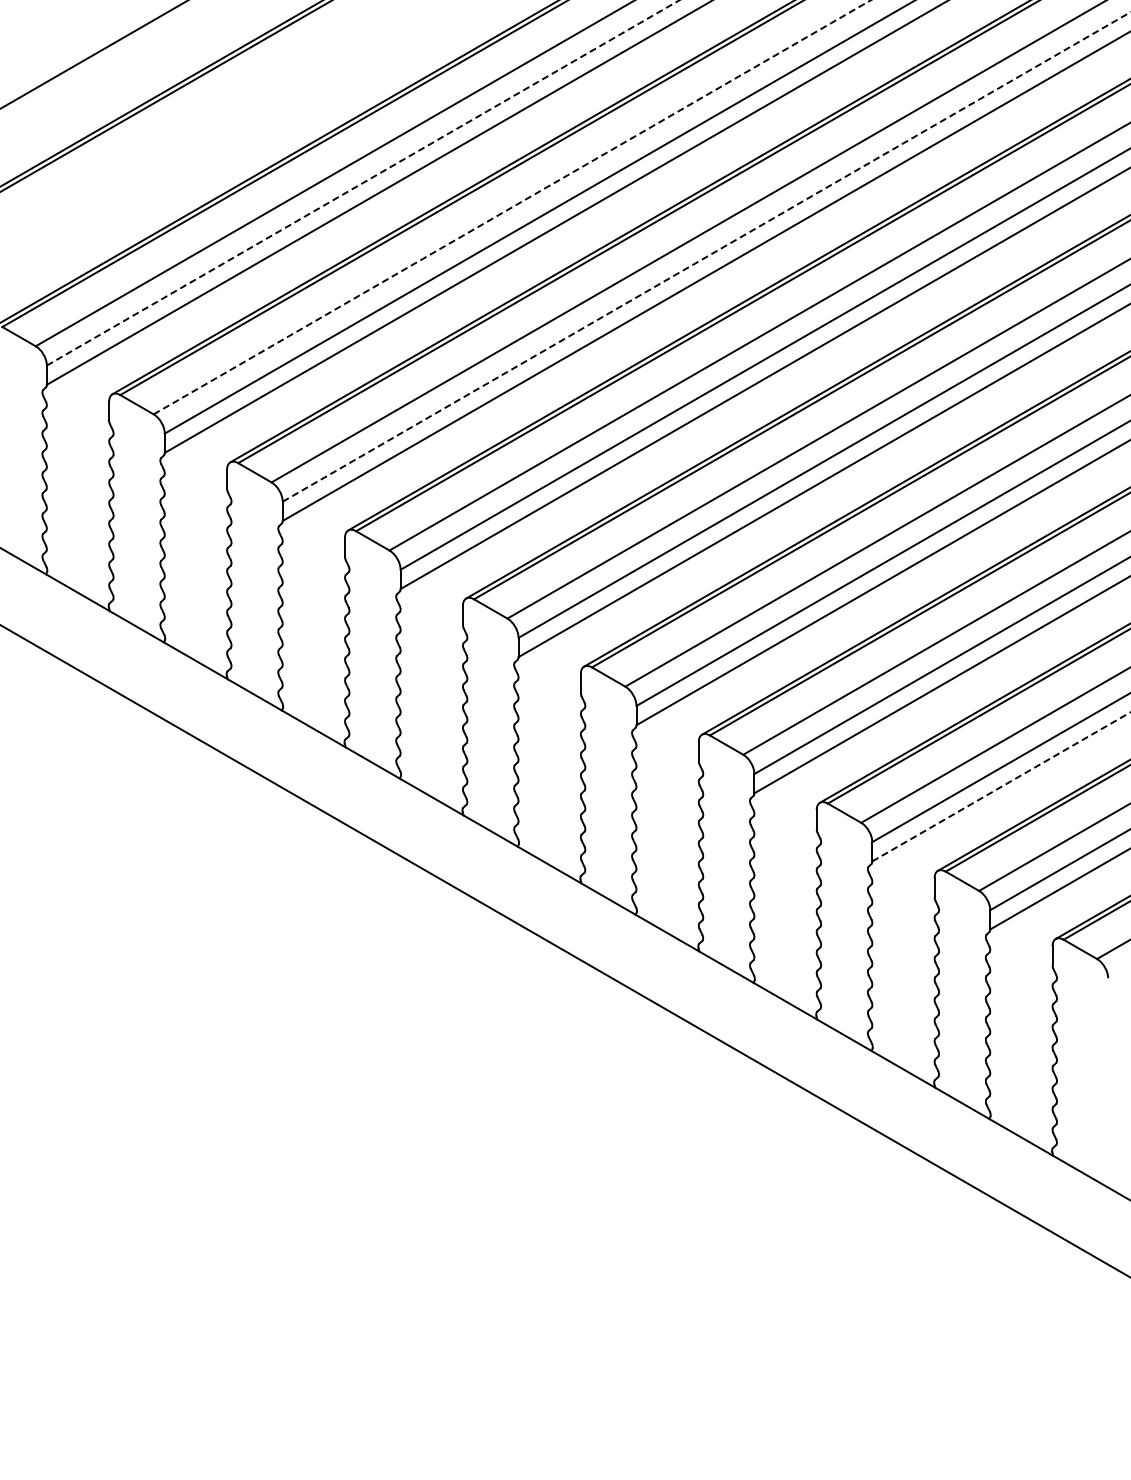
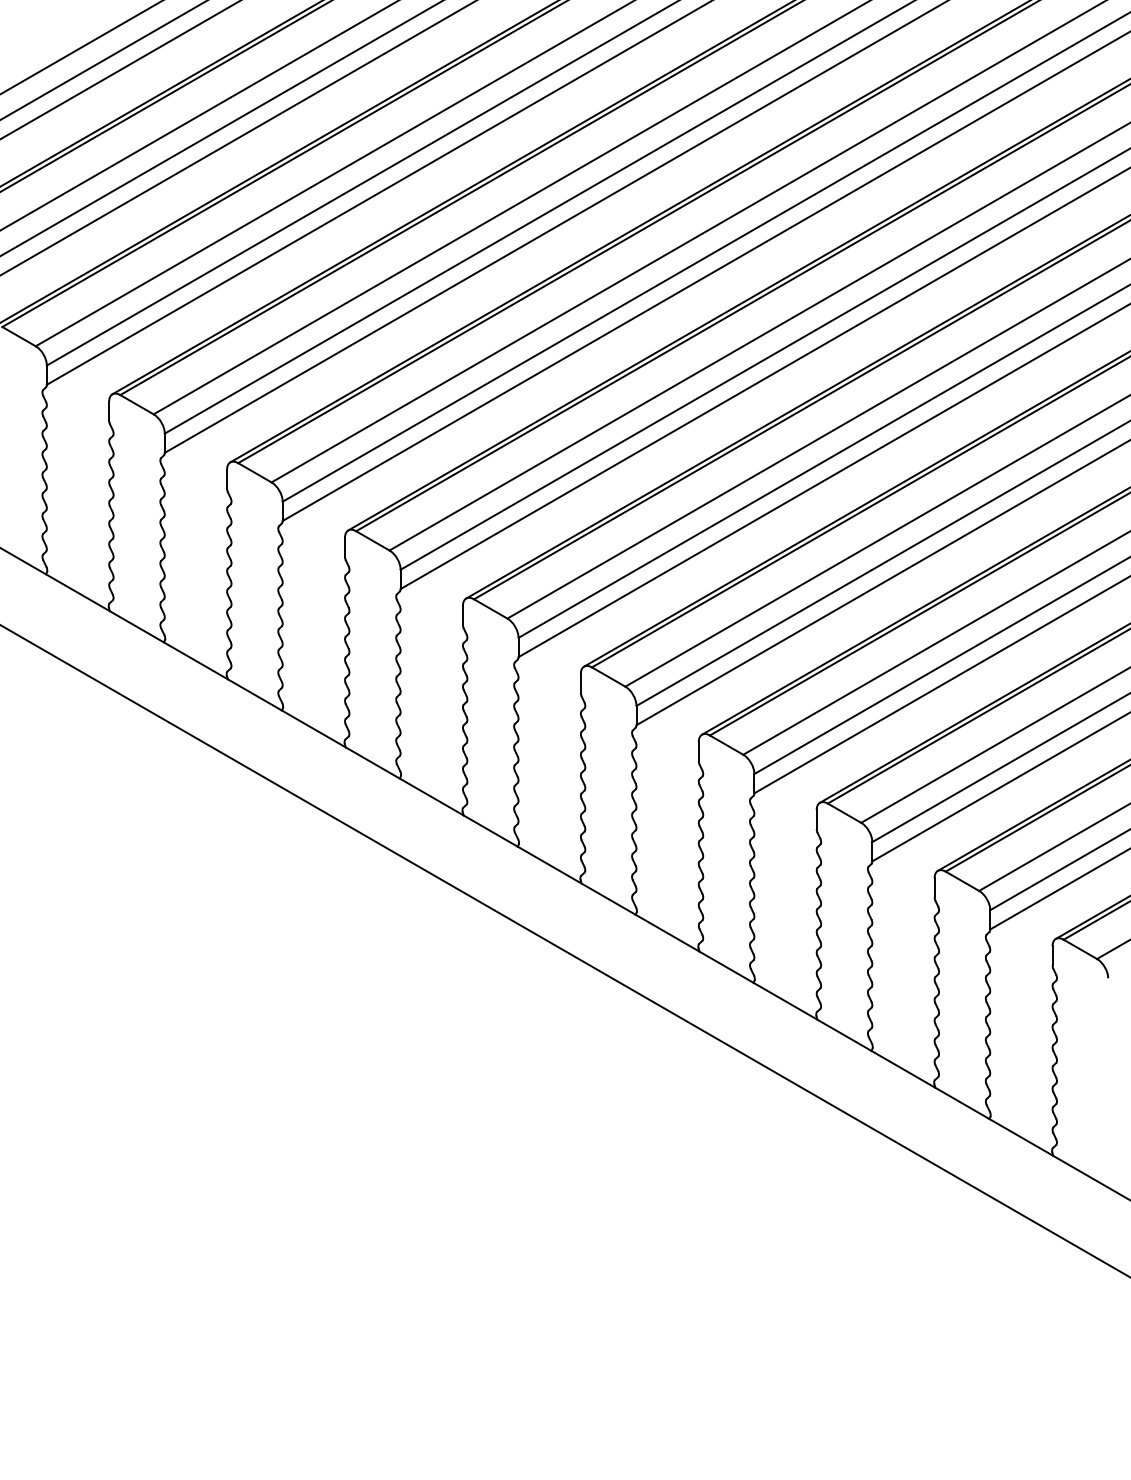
line position: (93, 54) -> (81, 47) (81, 47)
line: none -> present (103, 60)
line: none -> present (120, 70)
line: none -> present (198, 115)
line: none -> present (220, 128)
line: none -> present (237, 138)
line: dashed -> solid (363, 182)
line: dashed -> solid (512, 207)
line: dashed -> solid (706, 257)
line: dashed -> solid (1002, 786)
